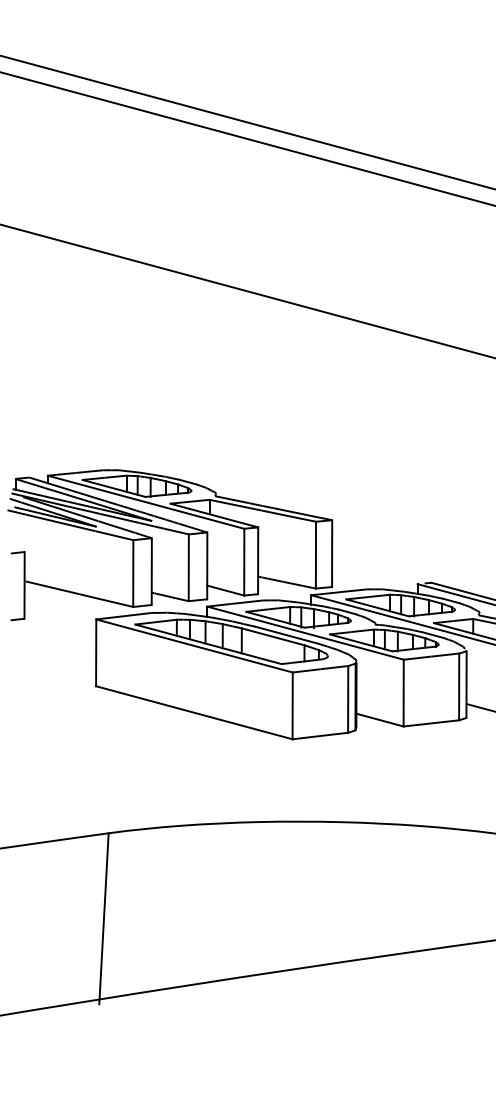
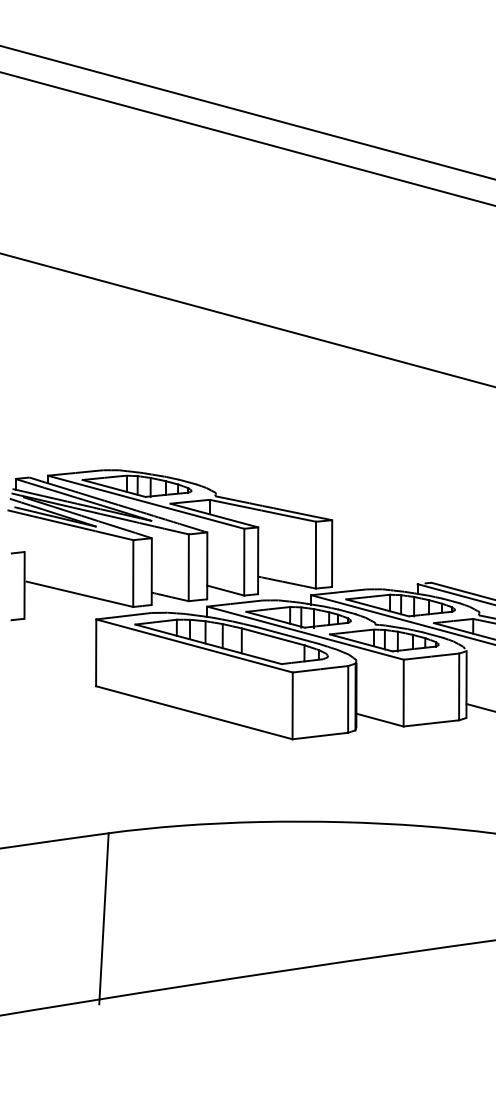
line position: (247, 122) -> (247, 112) (247, 112)
line position: (247, 291) -> (247, 320) (247, 320)
